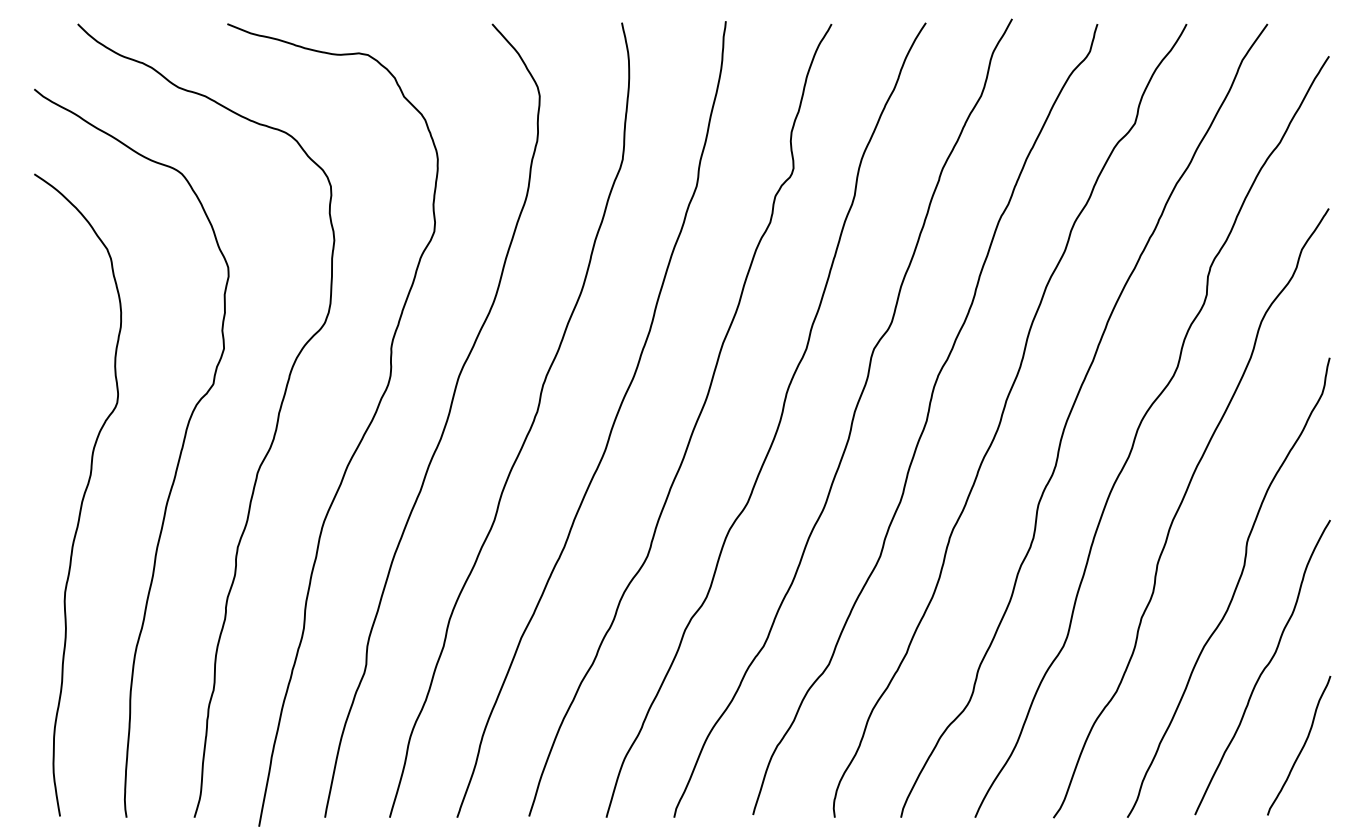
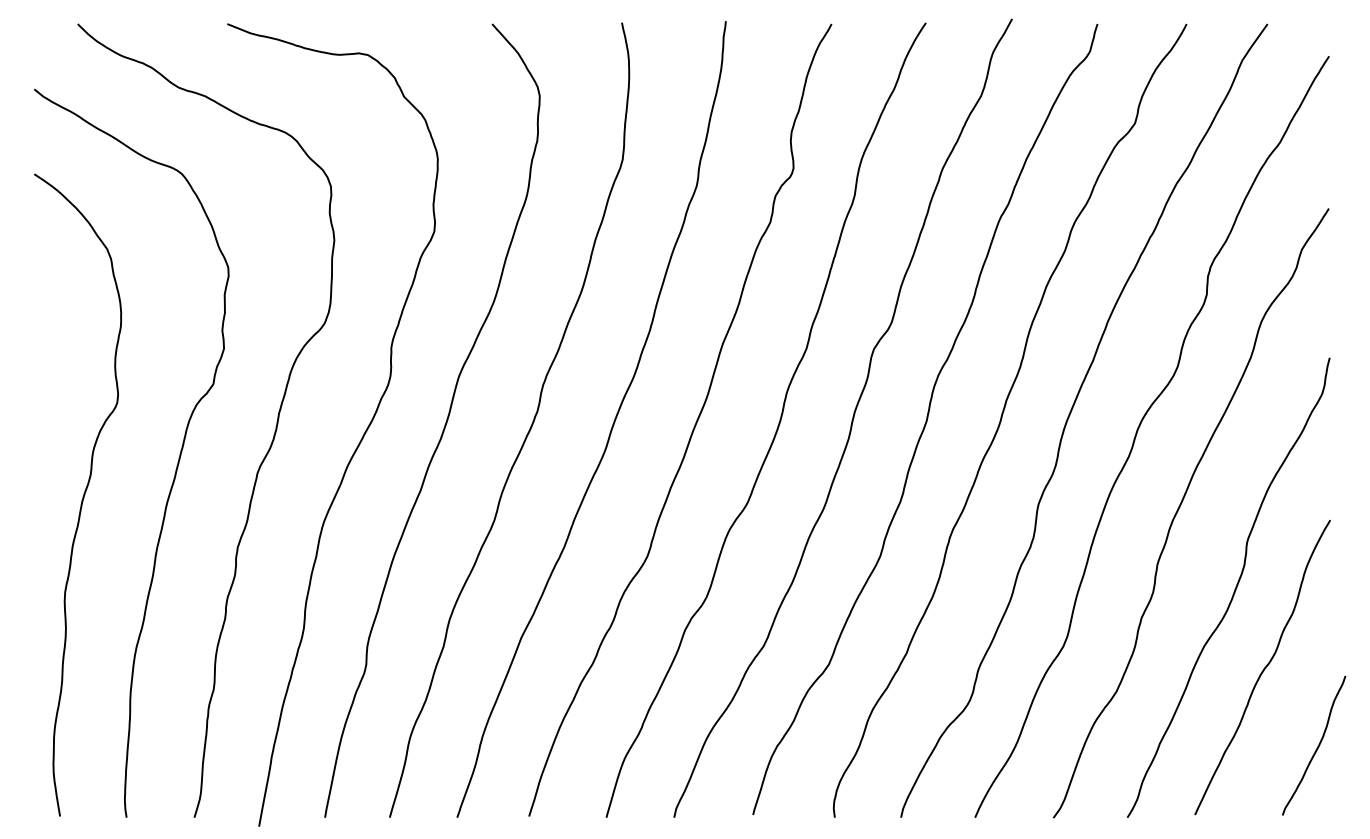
curve position: (1302, 746) -> (1317, 746) (1317, 746)
